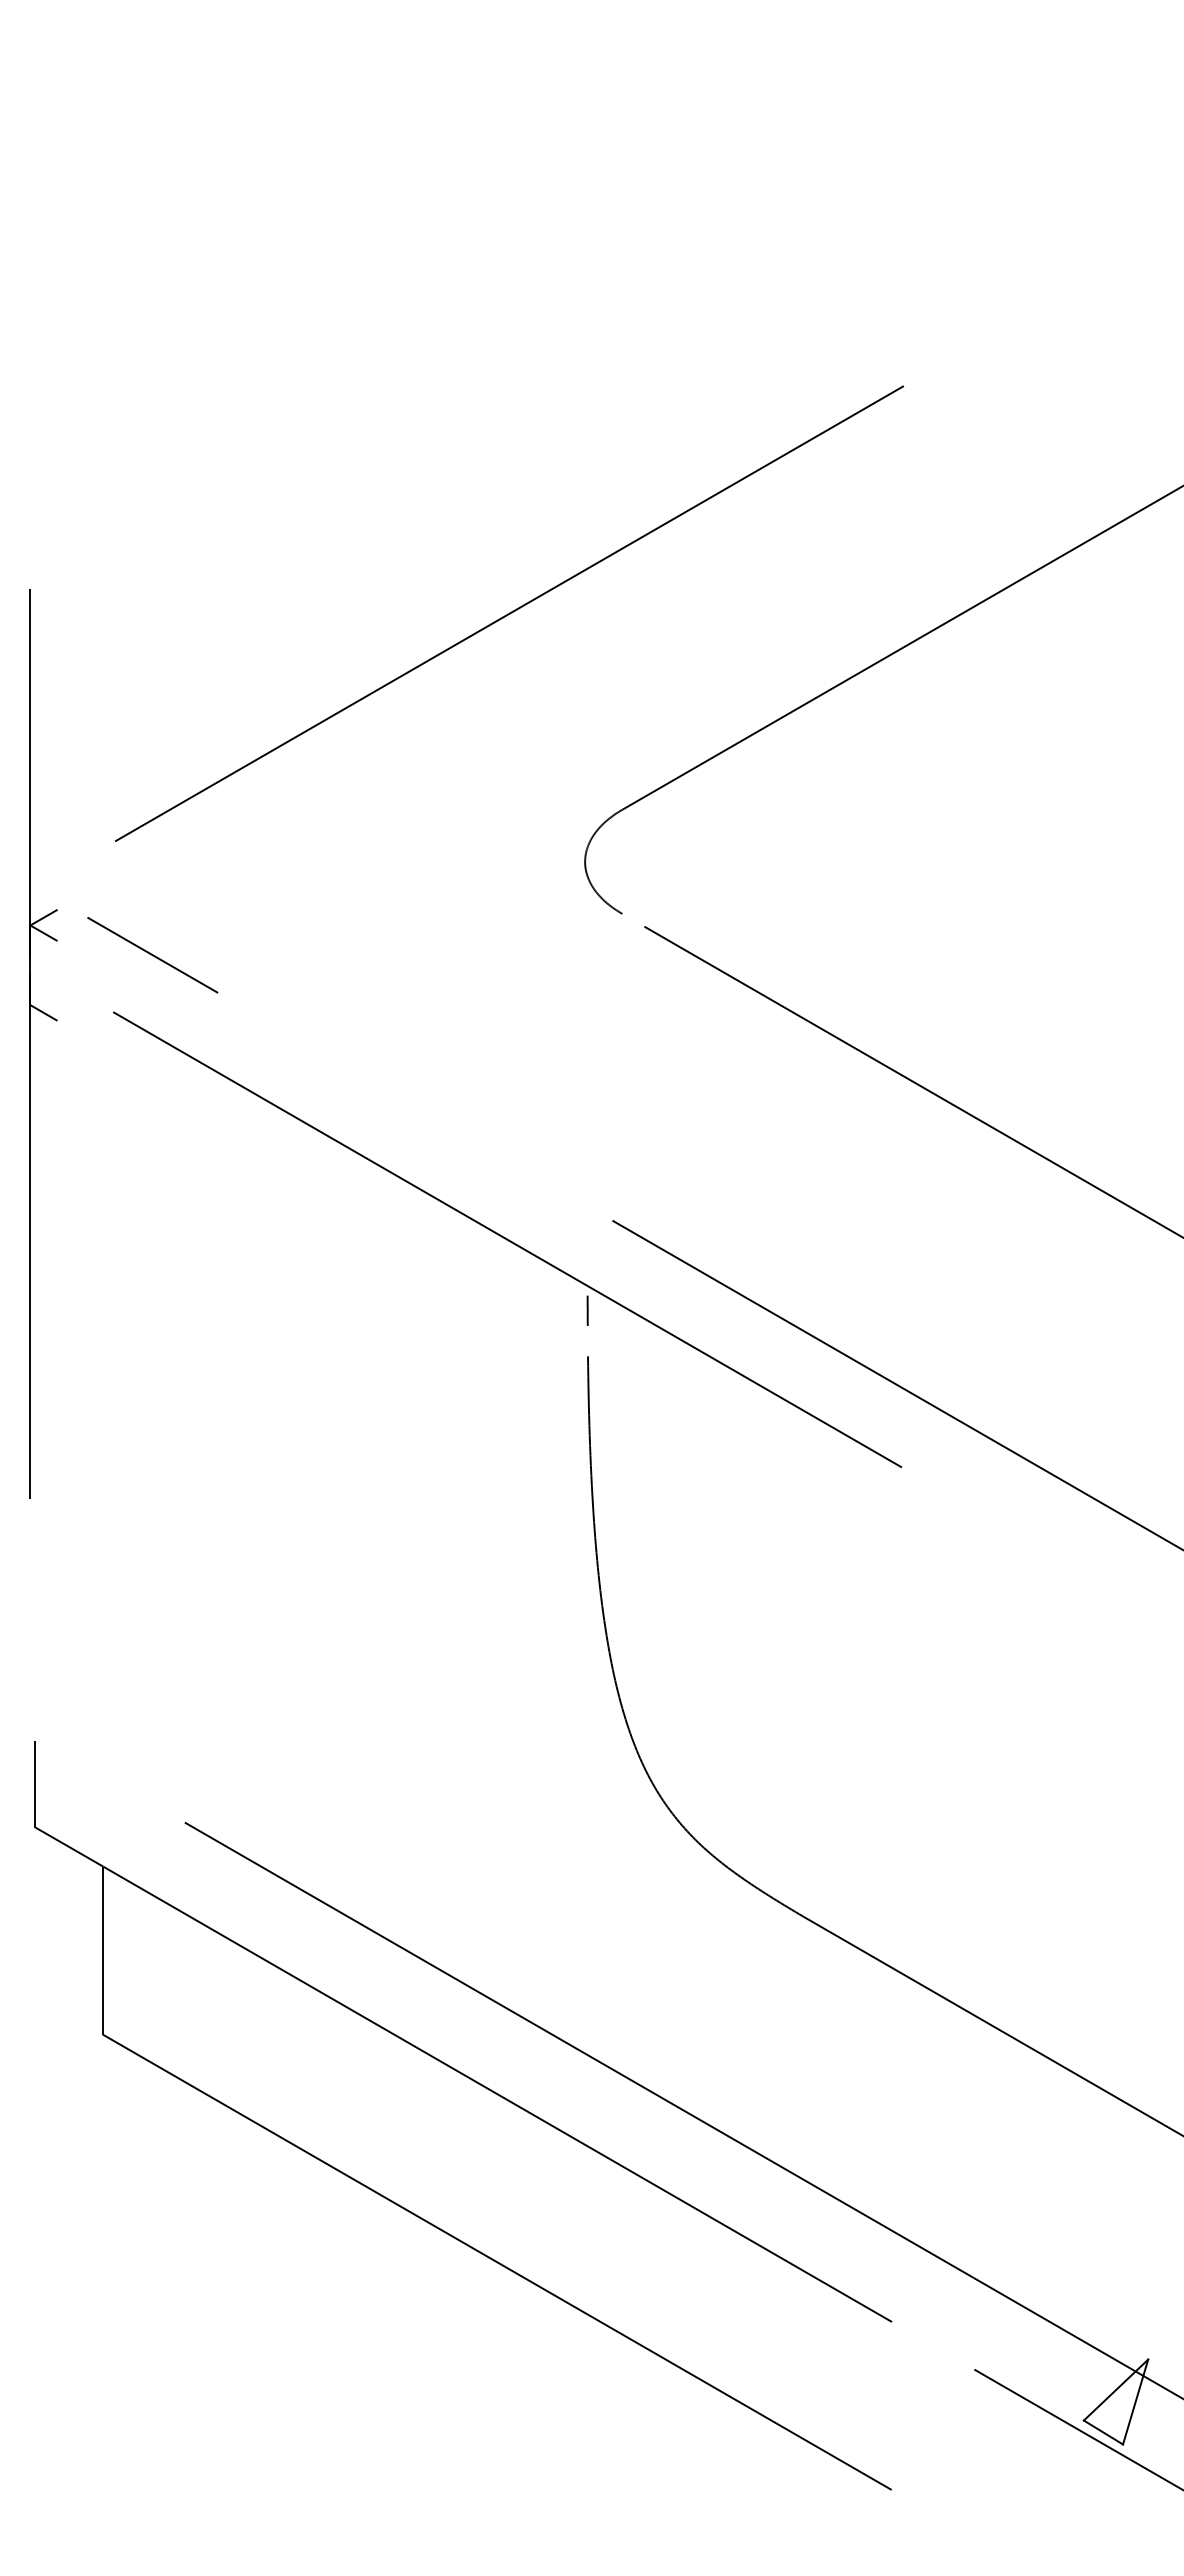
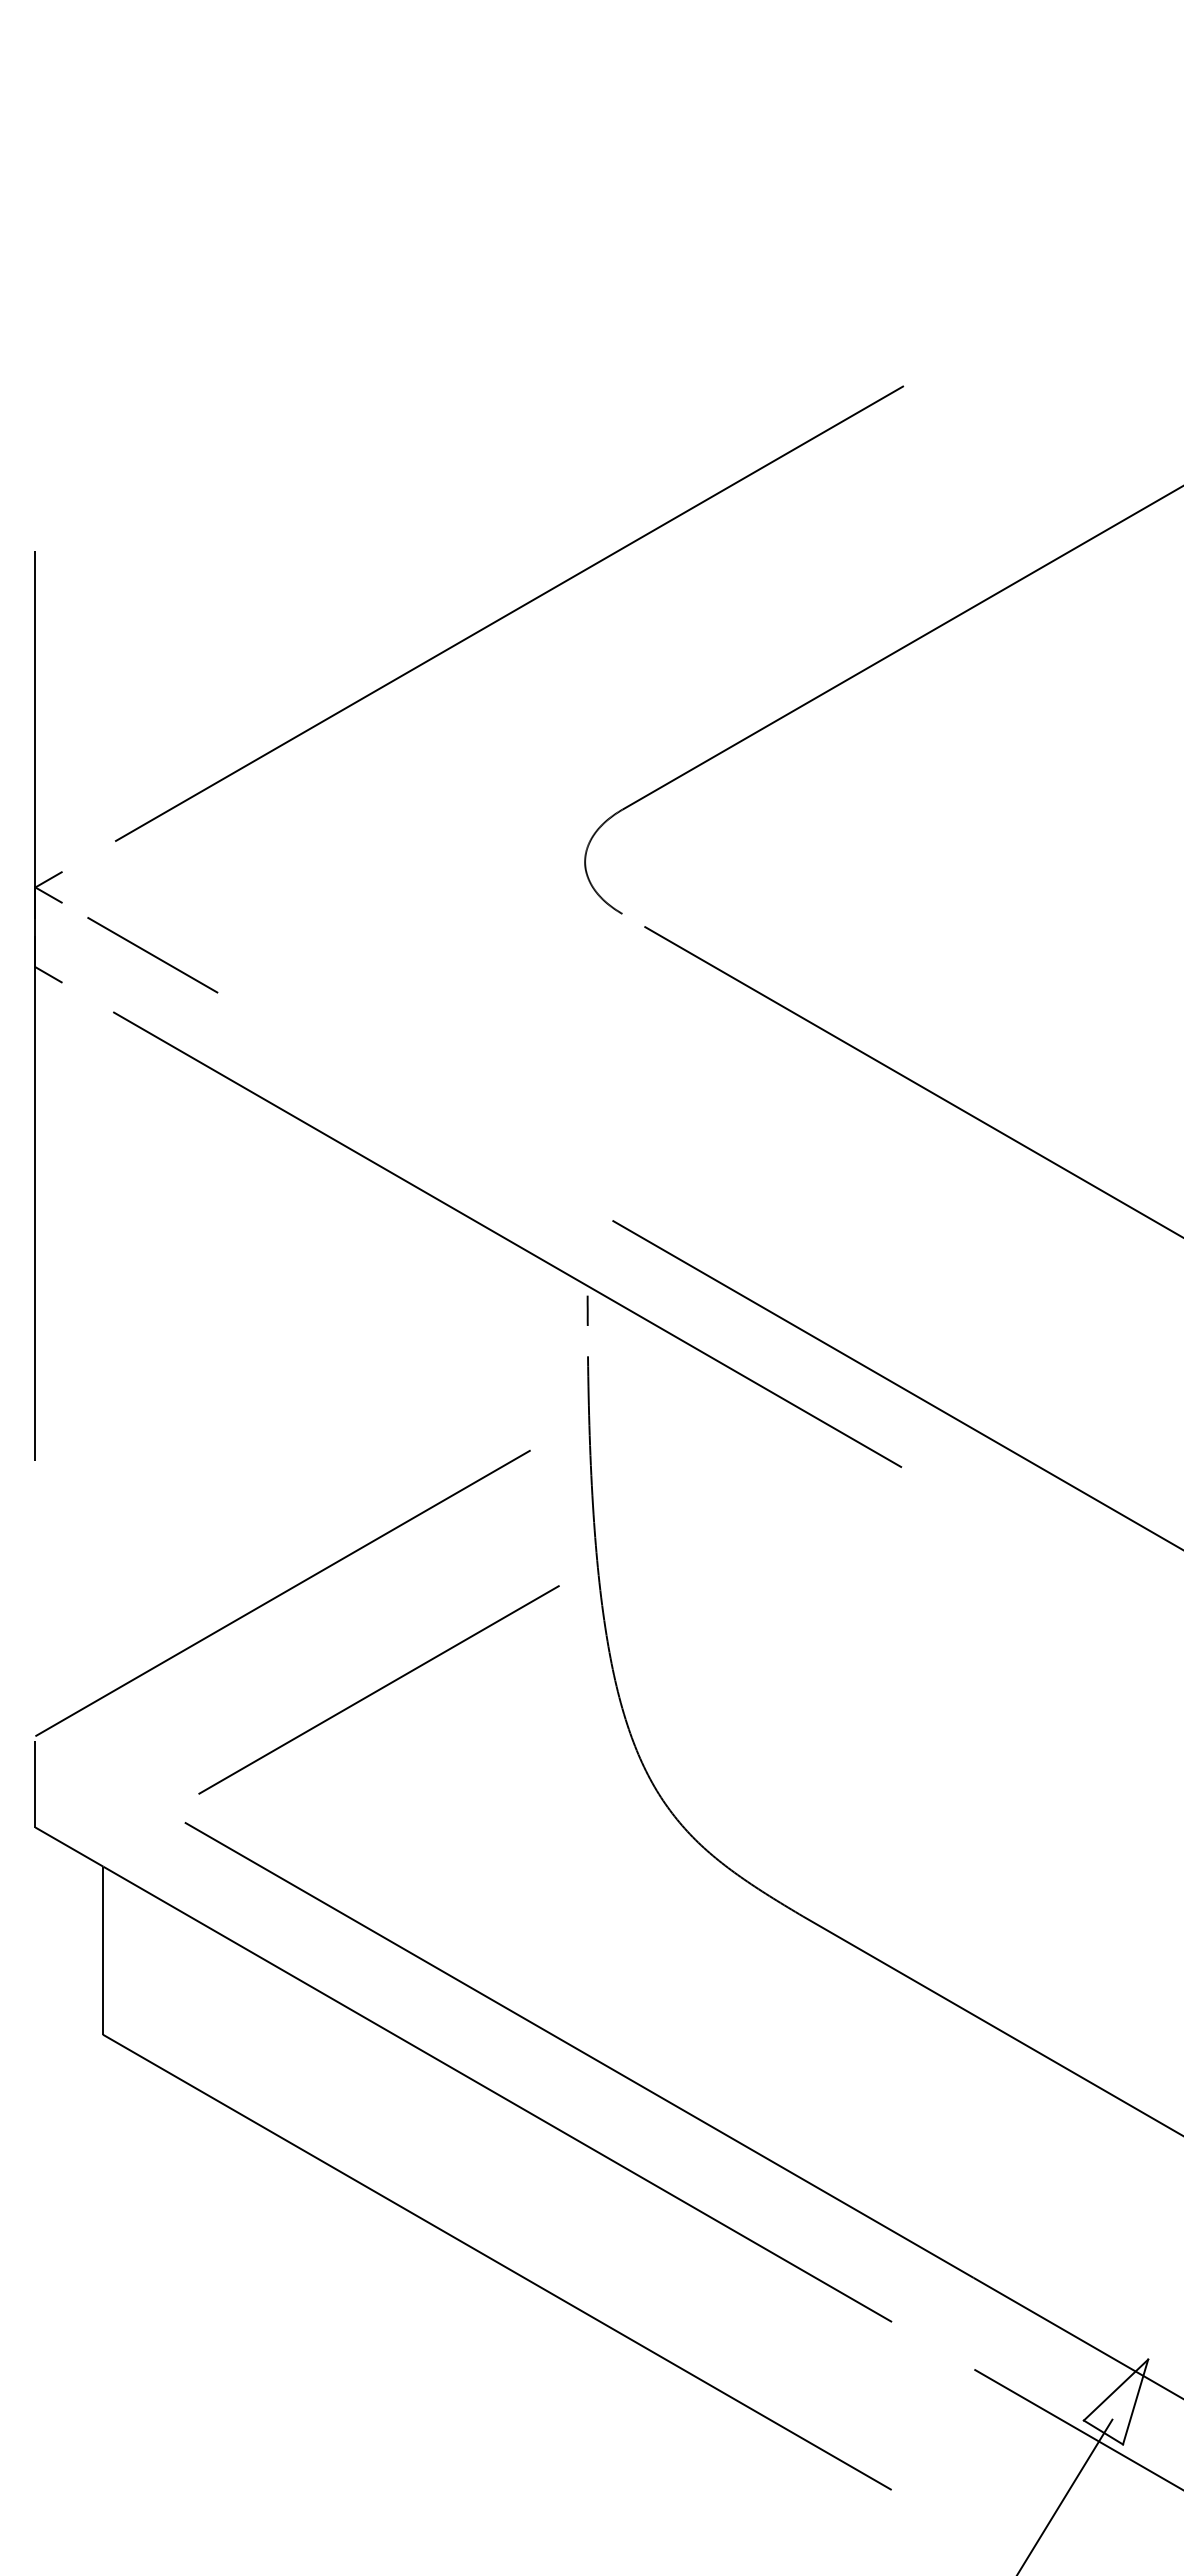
part position: (30, 1043) -> (35, 1005) (35, 1005)
line: none -> present (282, 1593)
line: none -> present (378, 1689)
line: none -> present (1065, 2495)
